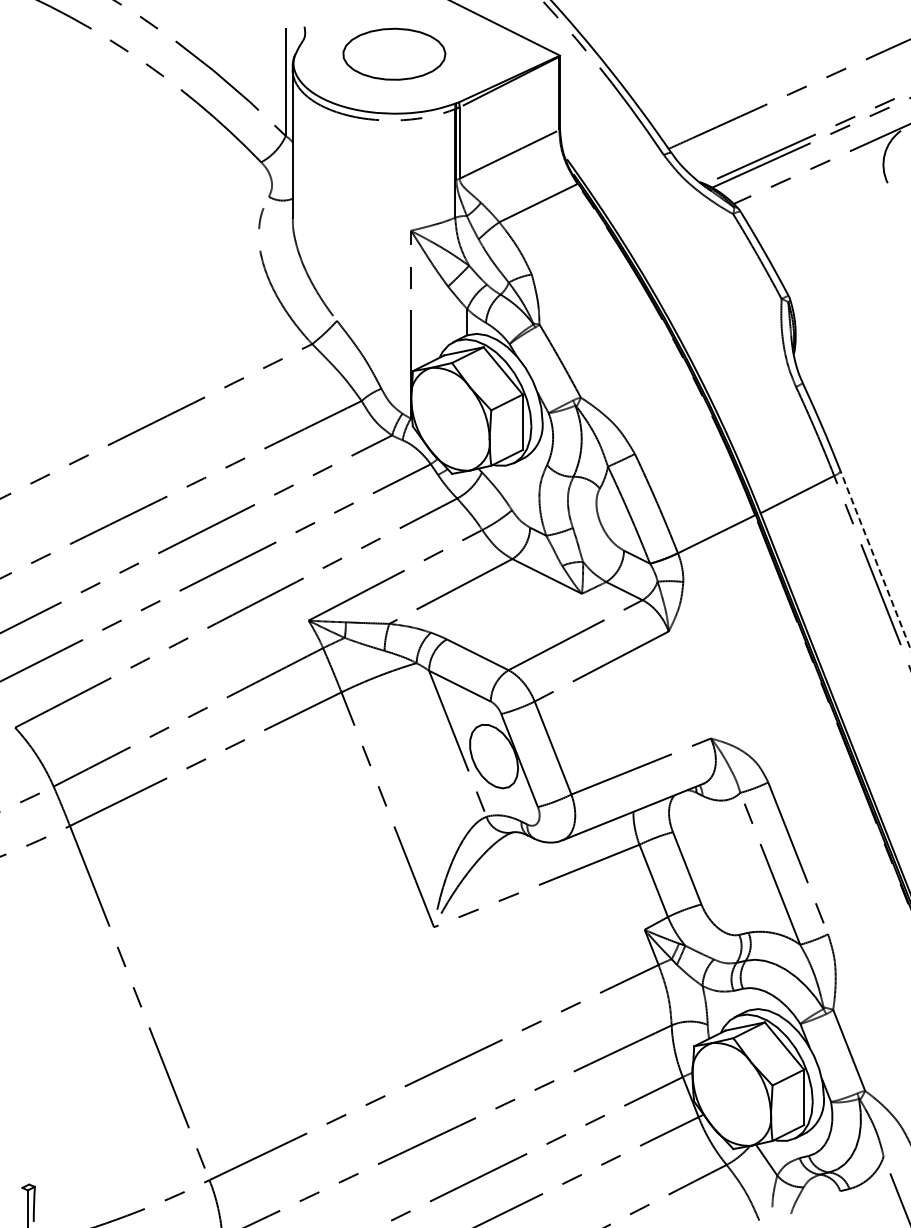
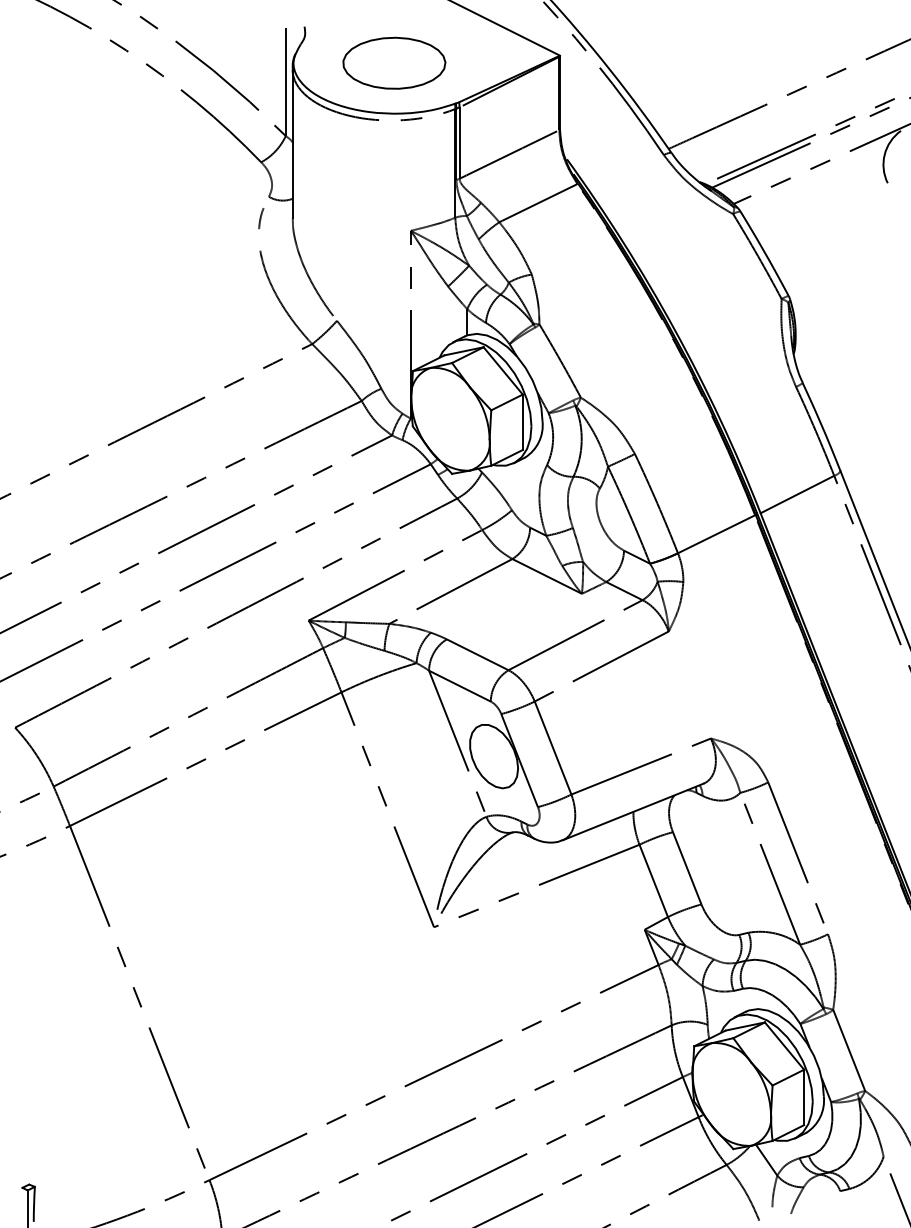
part position: (394, 53) -> (394, 62) (394, 62)
line: dashed -> solid (875, 560)
